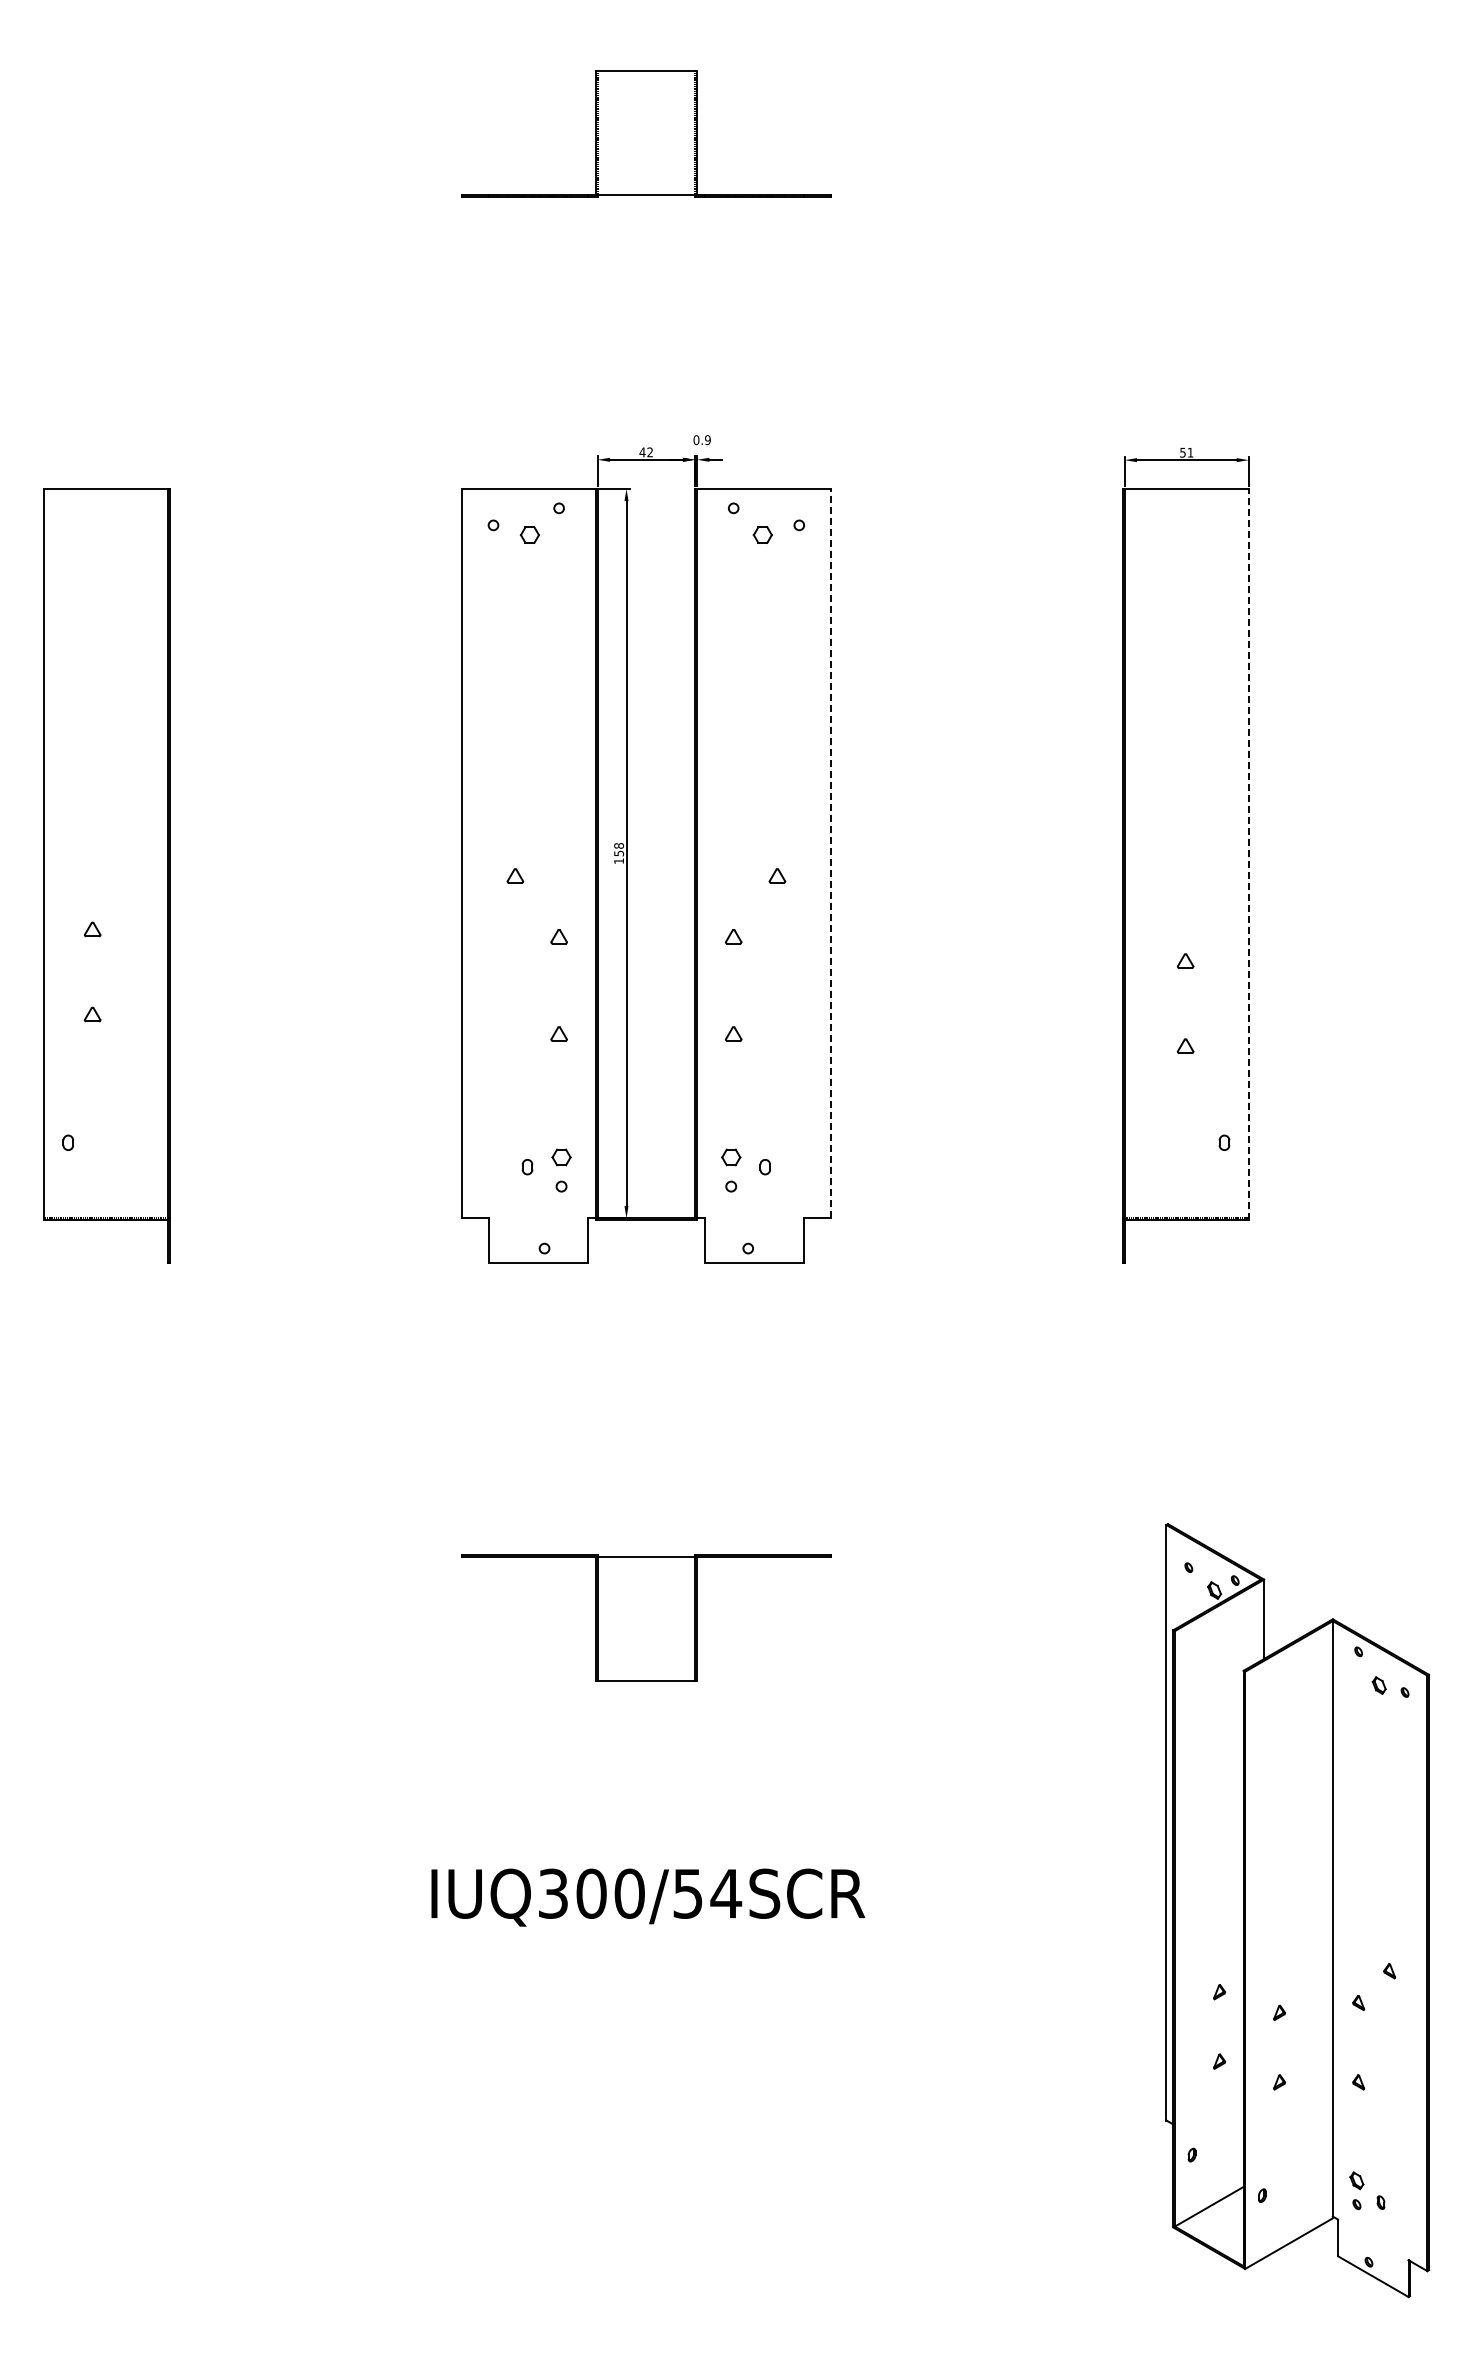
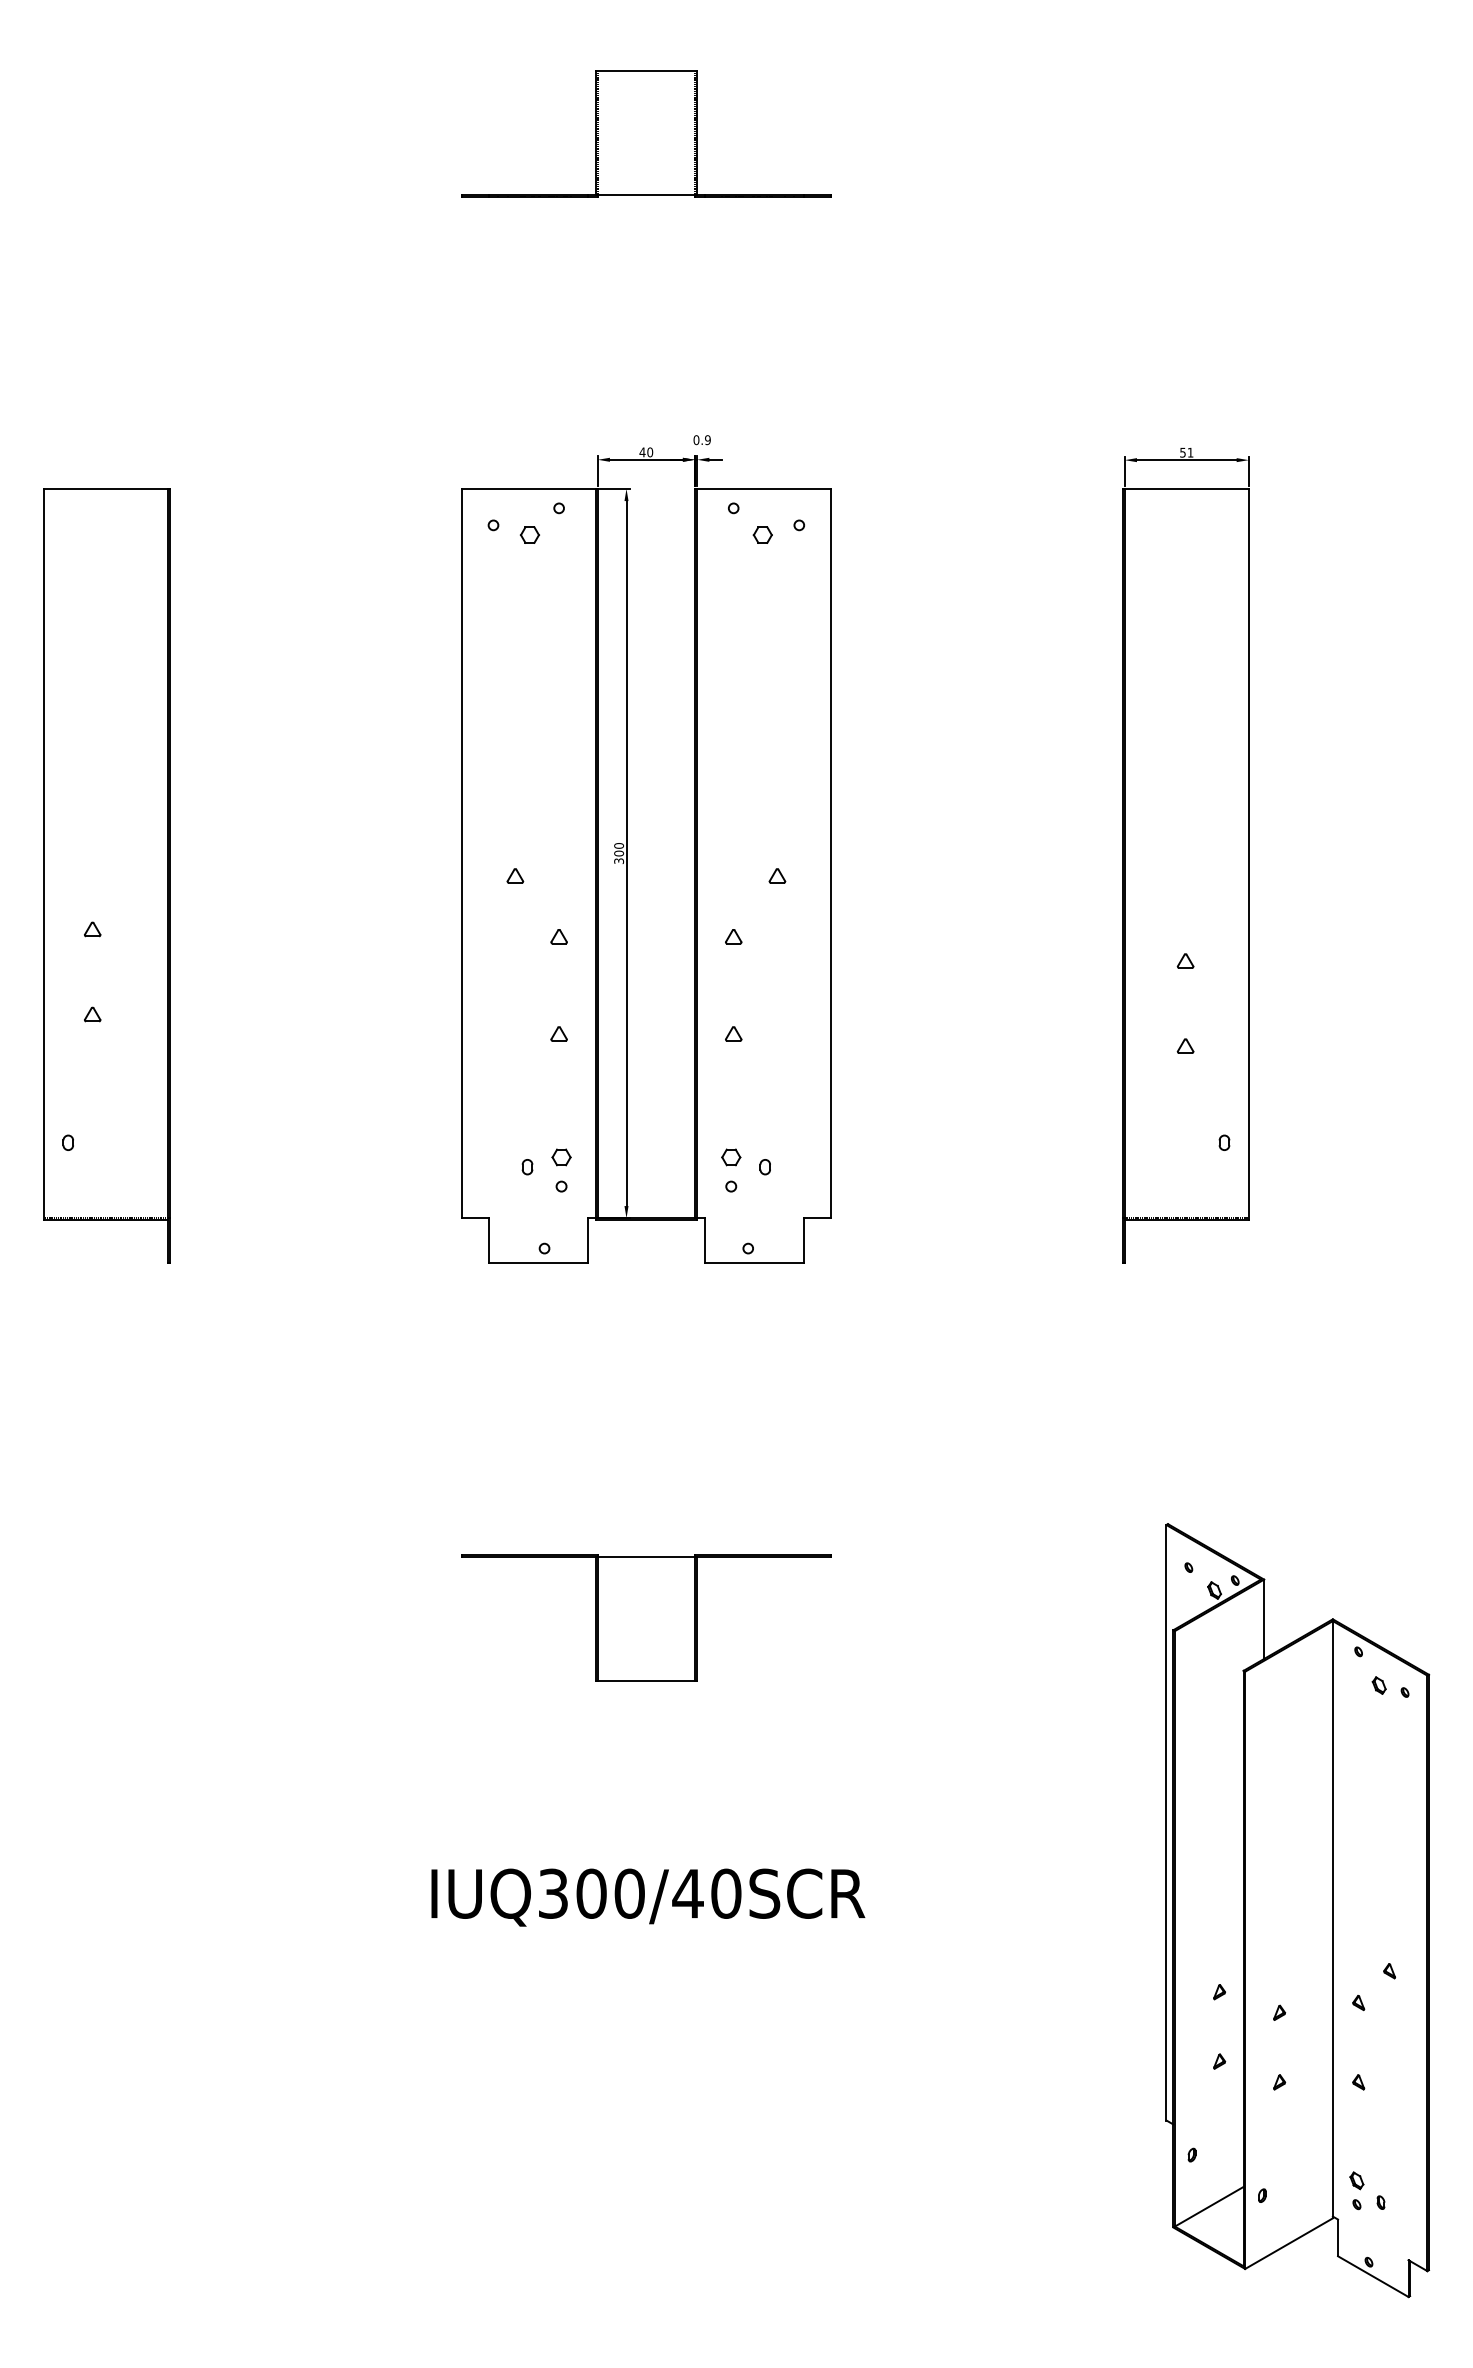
text: 42 -> 40 (650, 452)
text: 158 -> 300 (619, 853)
line: dashed -> solid (830, 853)
line: dashed -> solid (1248, 854)
text: IUQ300/54SCR -> IUQ300/40SCR (707, 1893)
